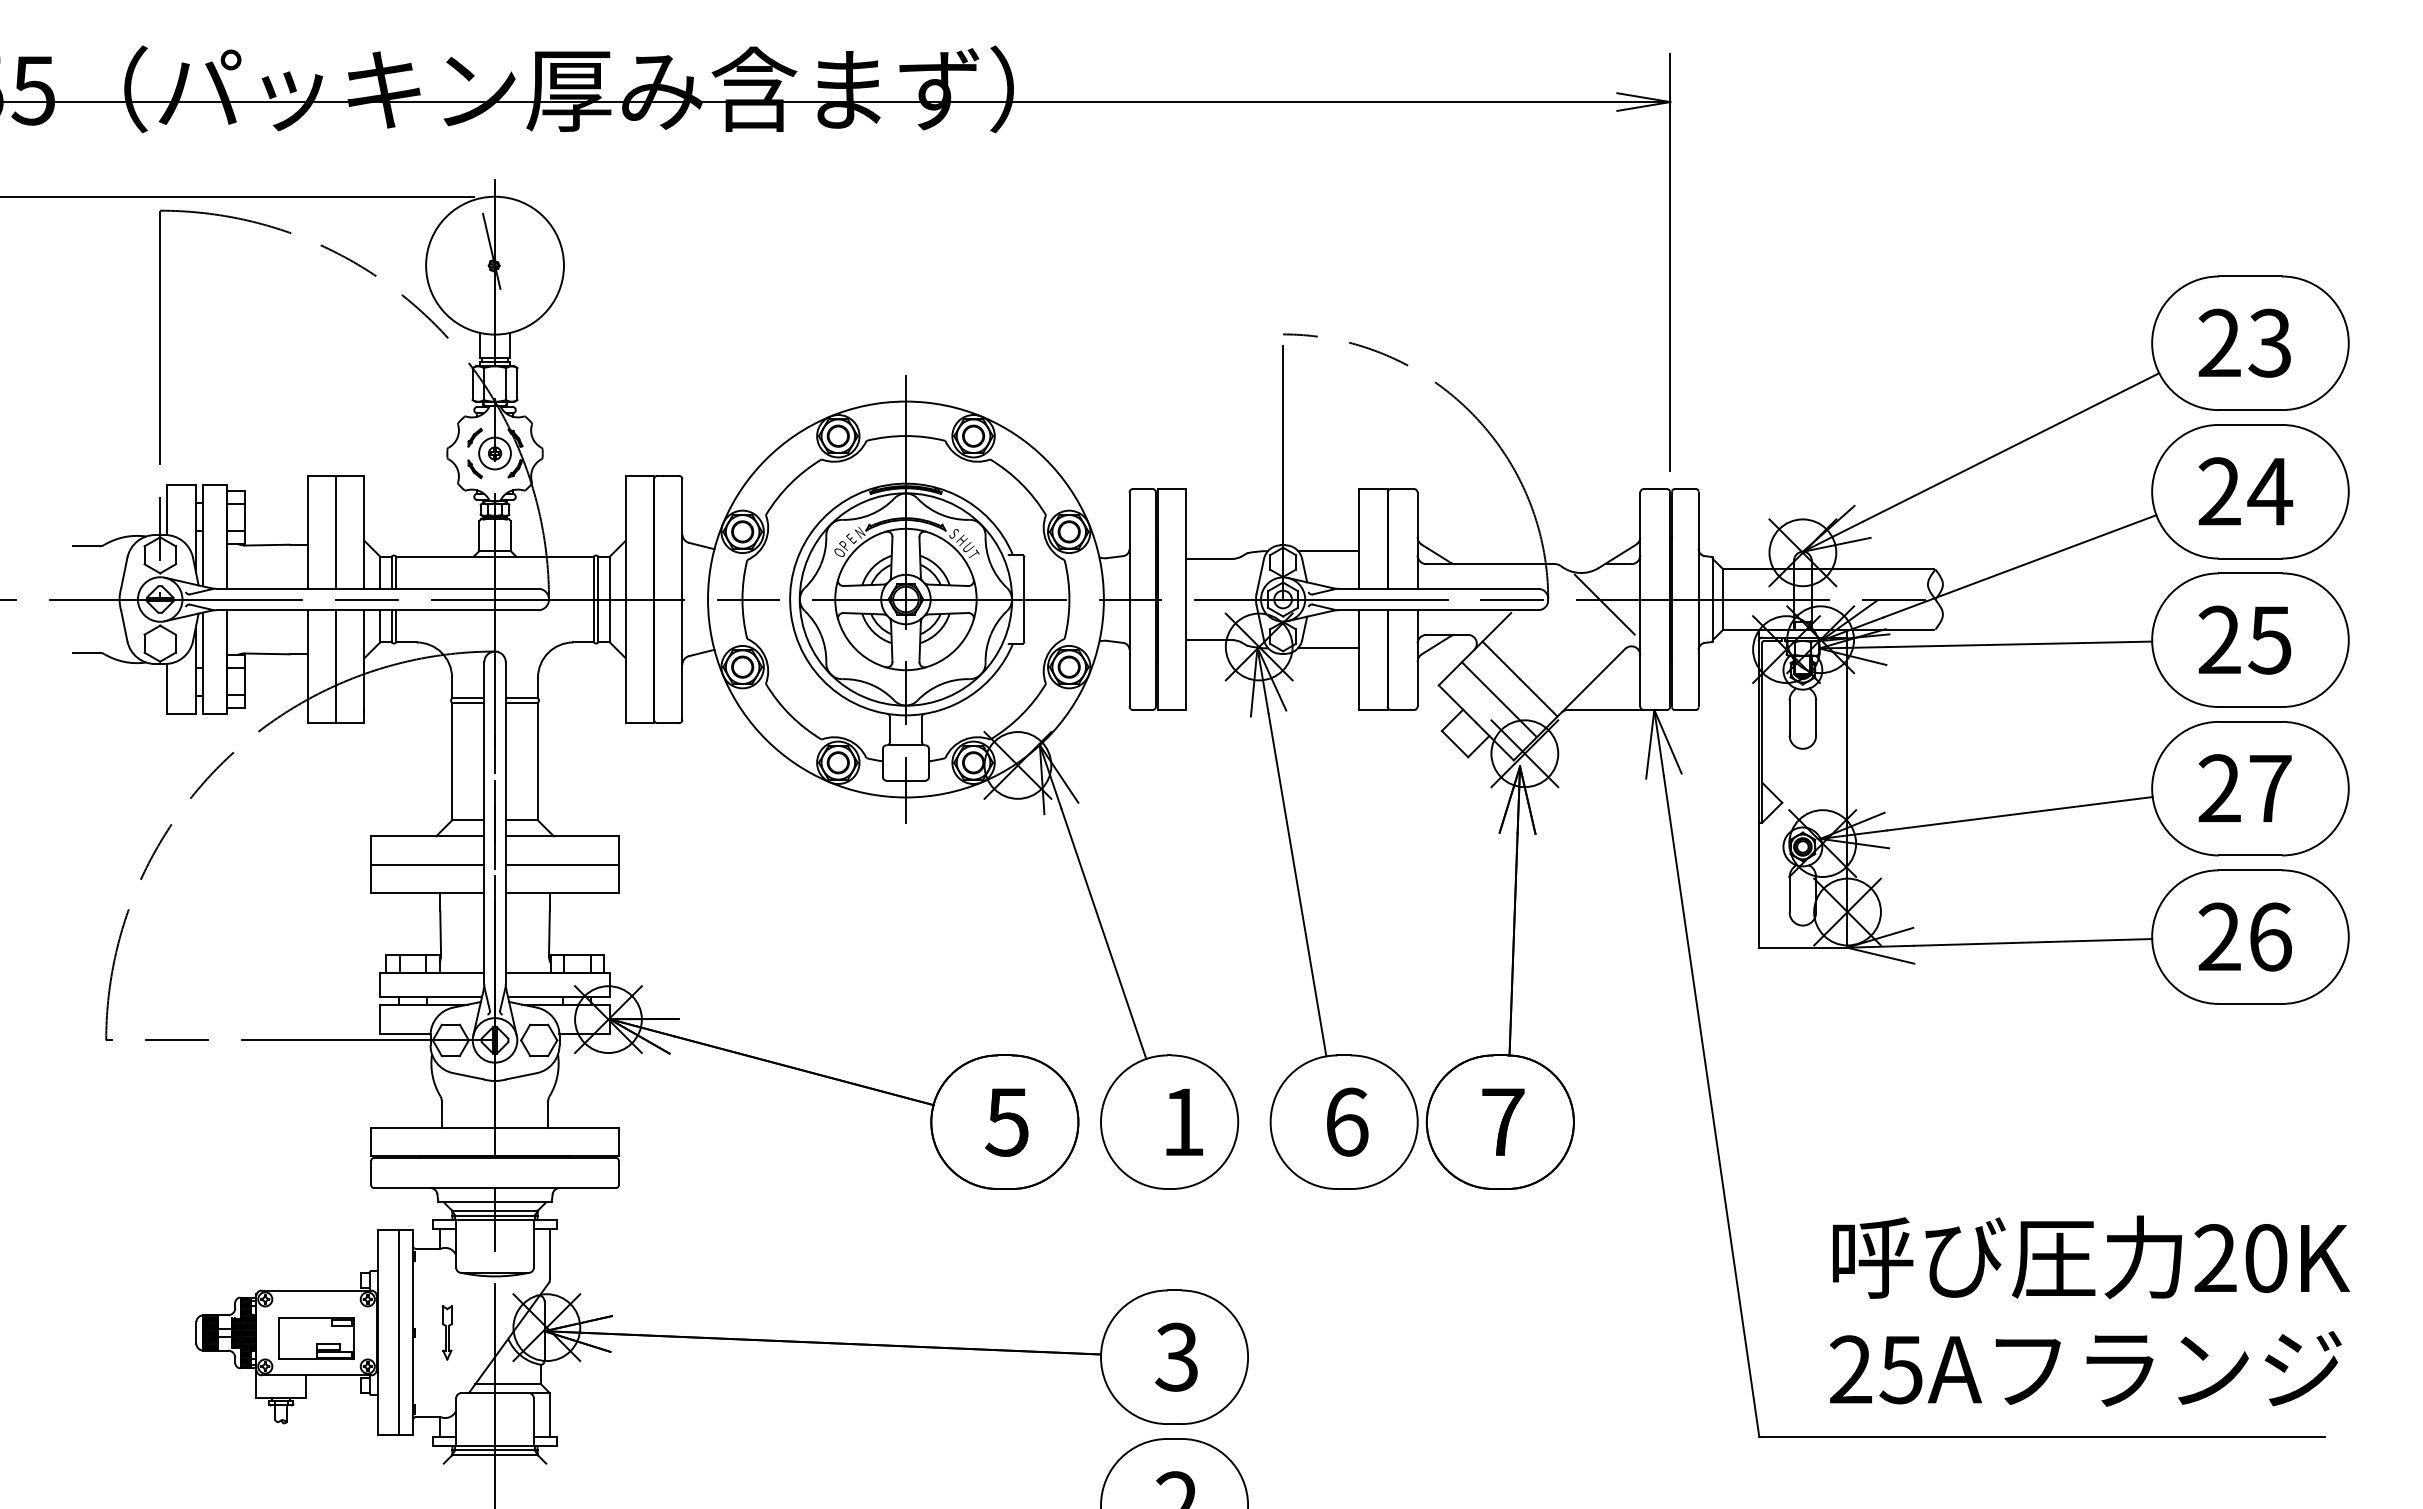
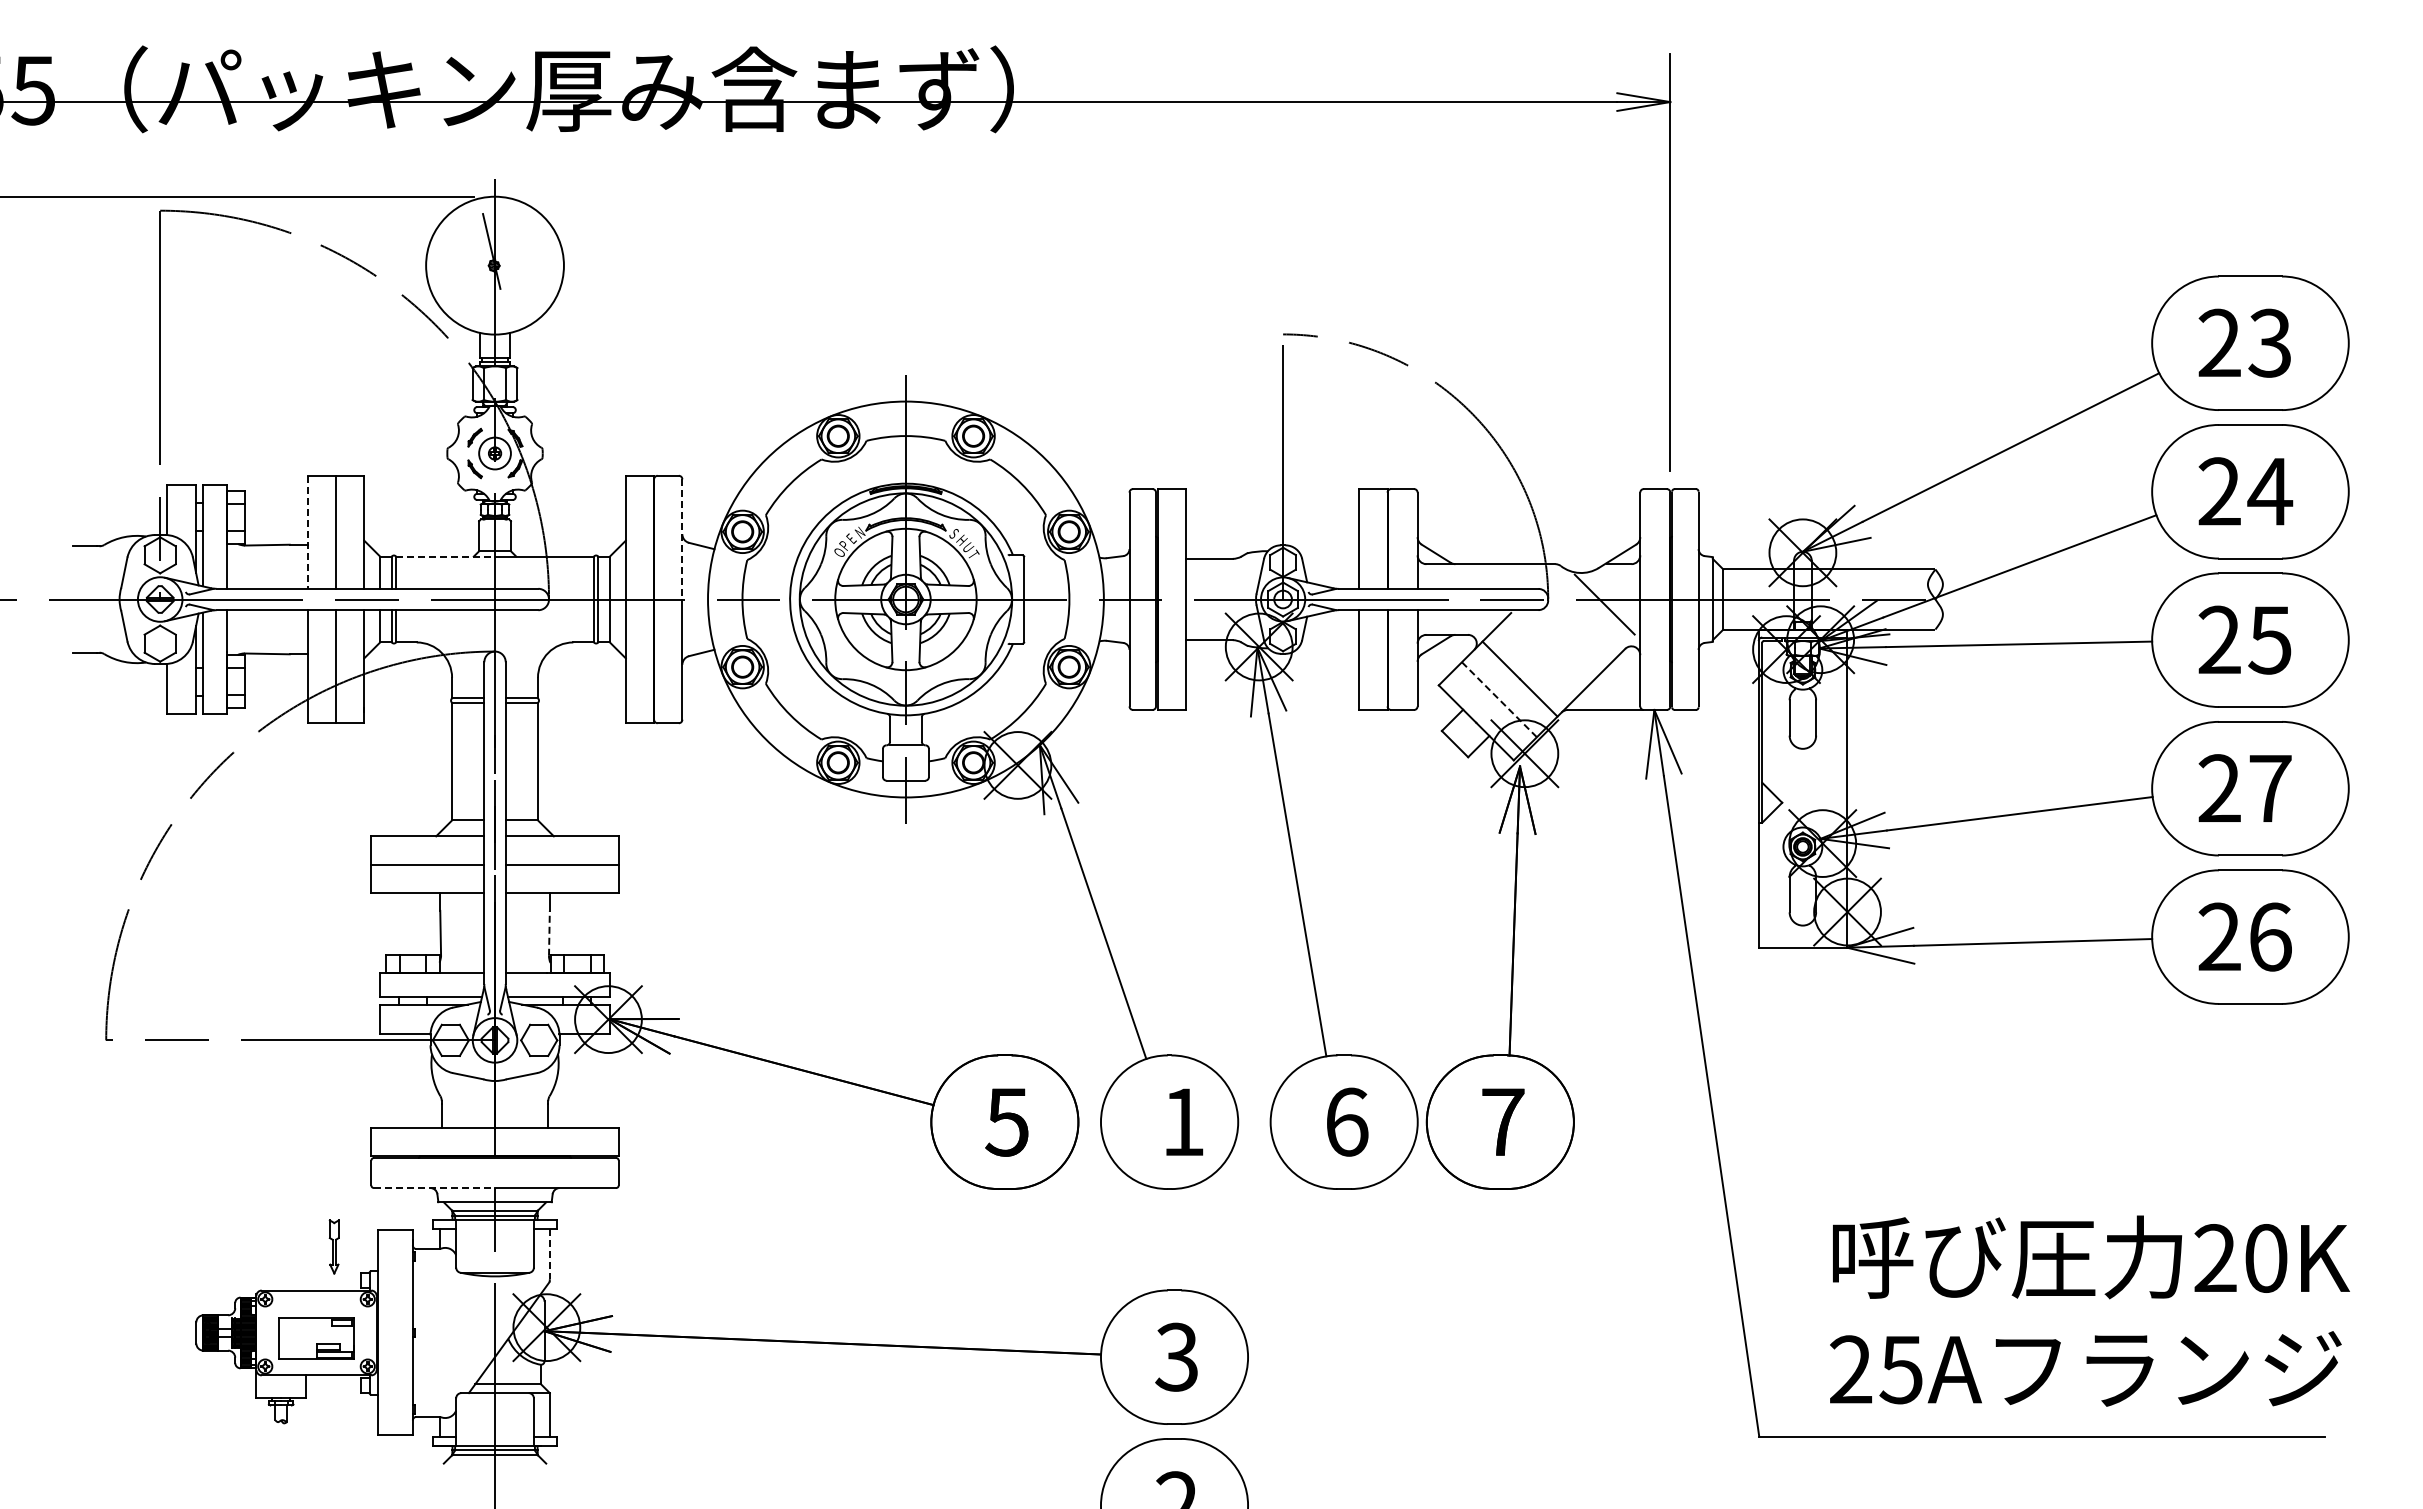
line: solid -> dashed (307, 532)
line: solid -> dashed (682, 539)
line: present -> none (1328, 550)
line: solid -> dashed (446, 556)
line: present -> none (1328, 648)
line: solid -> dashed (1499, 699)
line: solid -> dashed (549, 932)
line: solid -> dashed (434, 1188)
line: solid -> dashed (549, 1254)
line: present -> none (398, 1332)
part position: (446, 1332) -> (333, 1246) (333, 1246)
